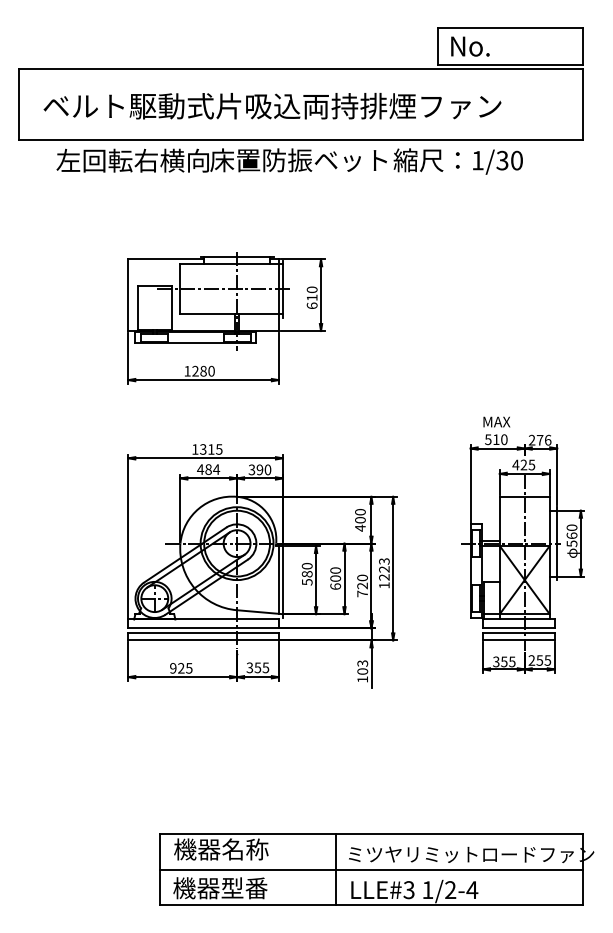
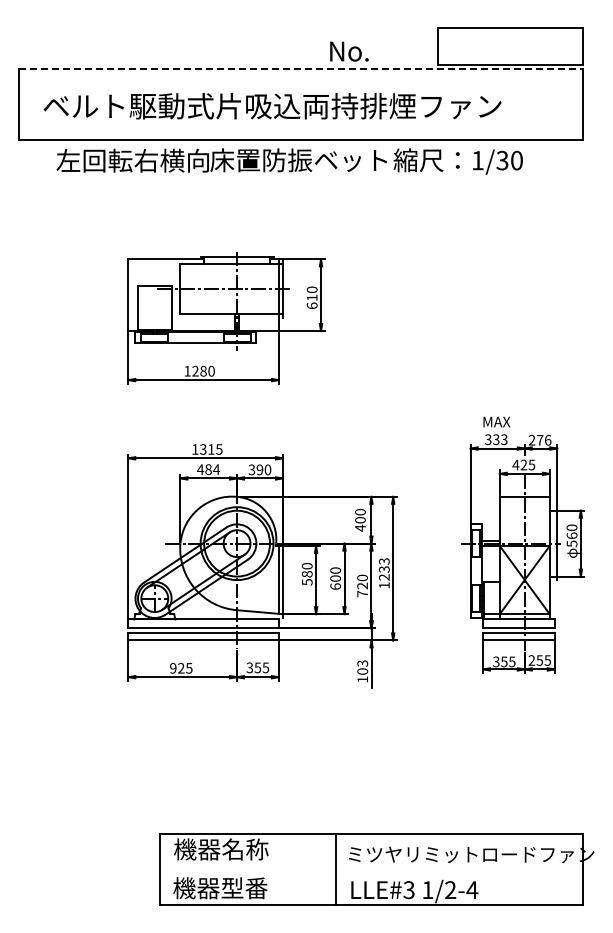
text position: (470, 46) -> (349, 51) (349, 51)
line: solid -> dashed (301, 69)
text: 510 -> 333 (496, 439)
text: 1223 -> 1233 (384, 569)
line: present -> none (370, 869)
